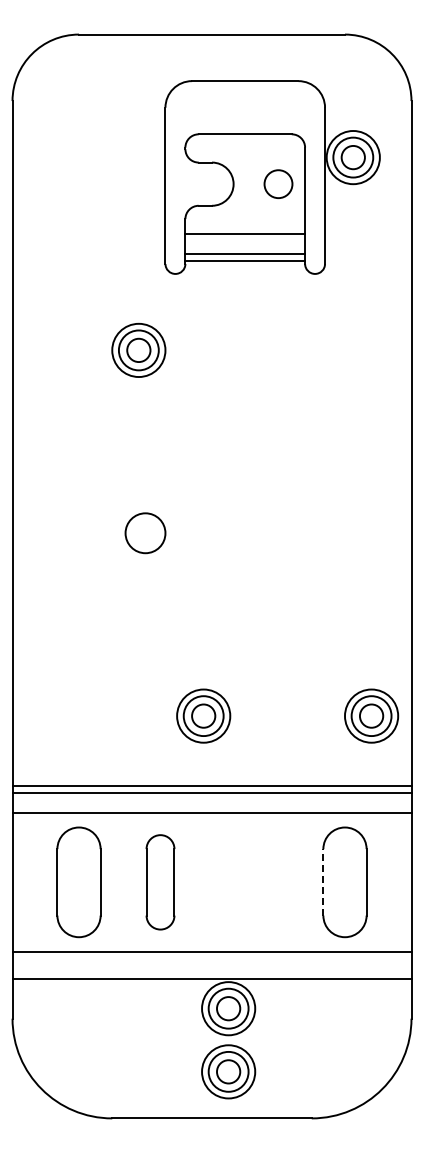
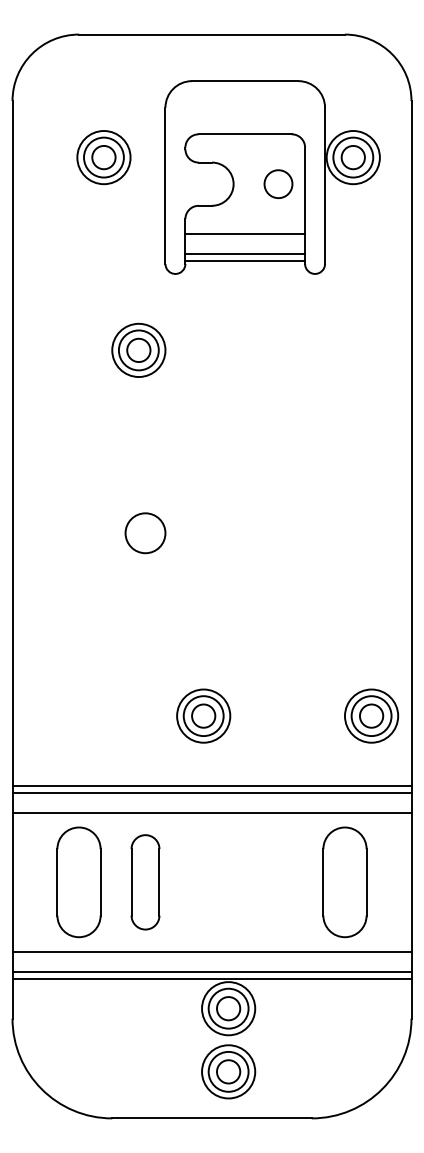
part: none -> present (103, 157)
line: dashed -> solid (323, 881)
part position: (160, 882) -> (145, 882) (145, 882)
line: none -> present (211, 972)
